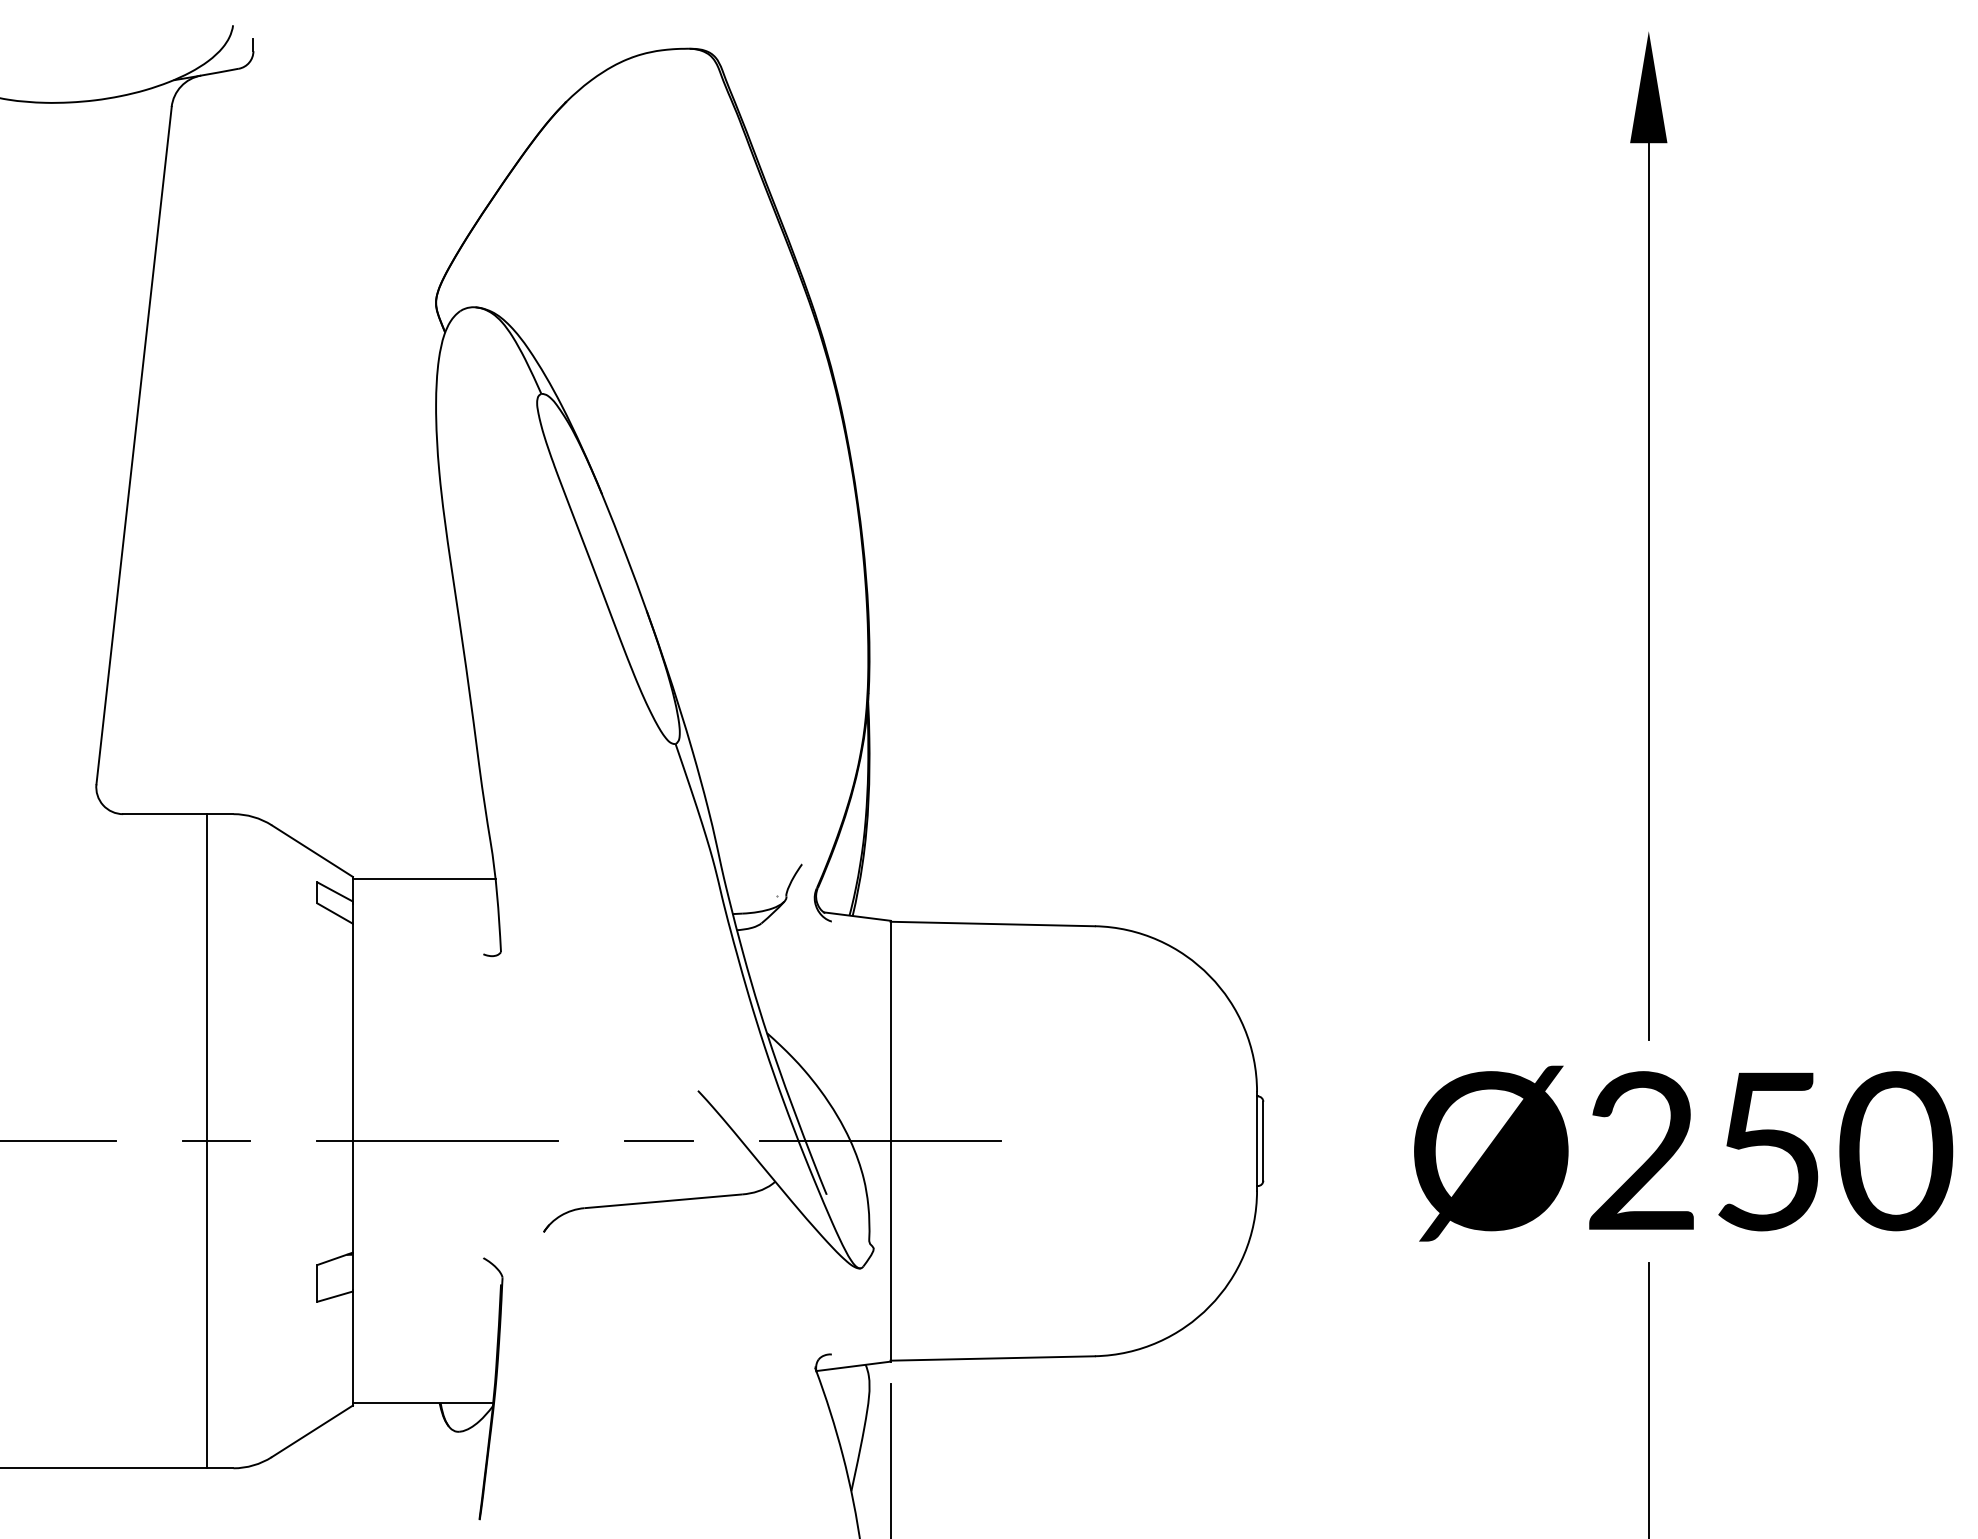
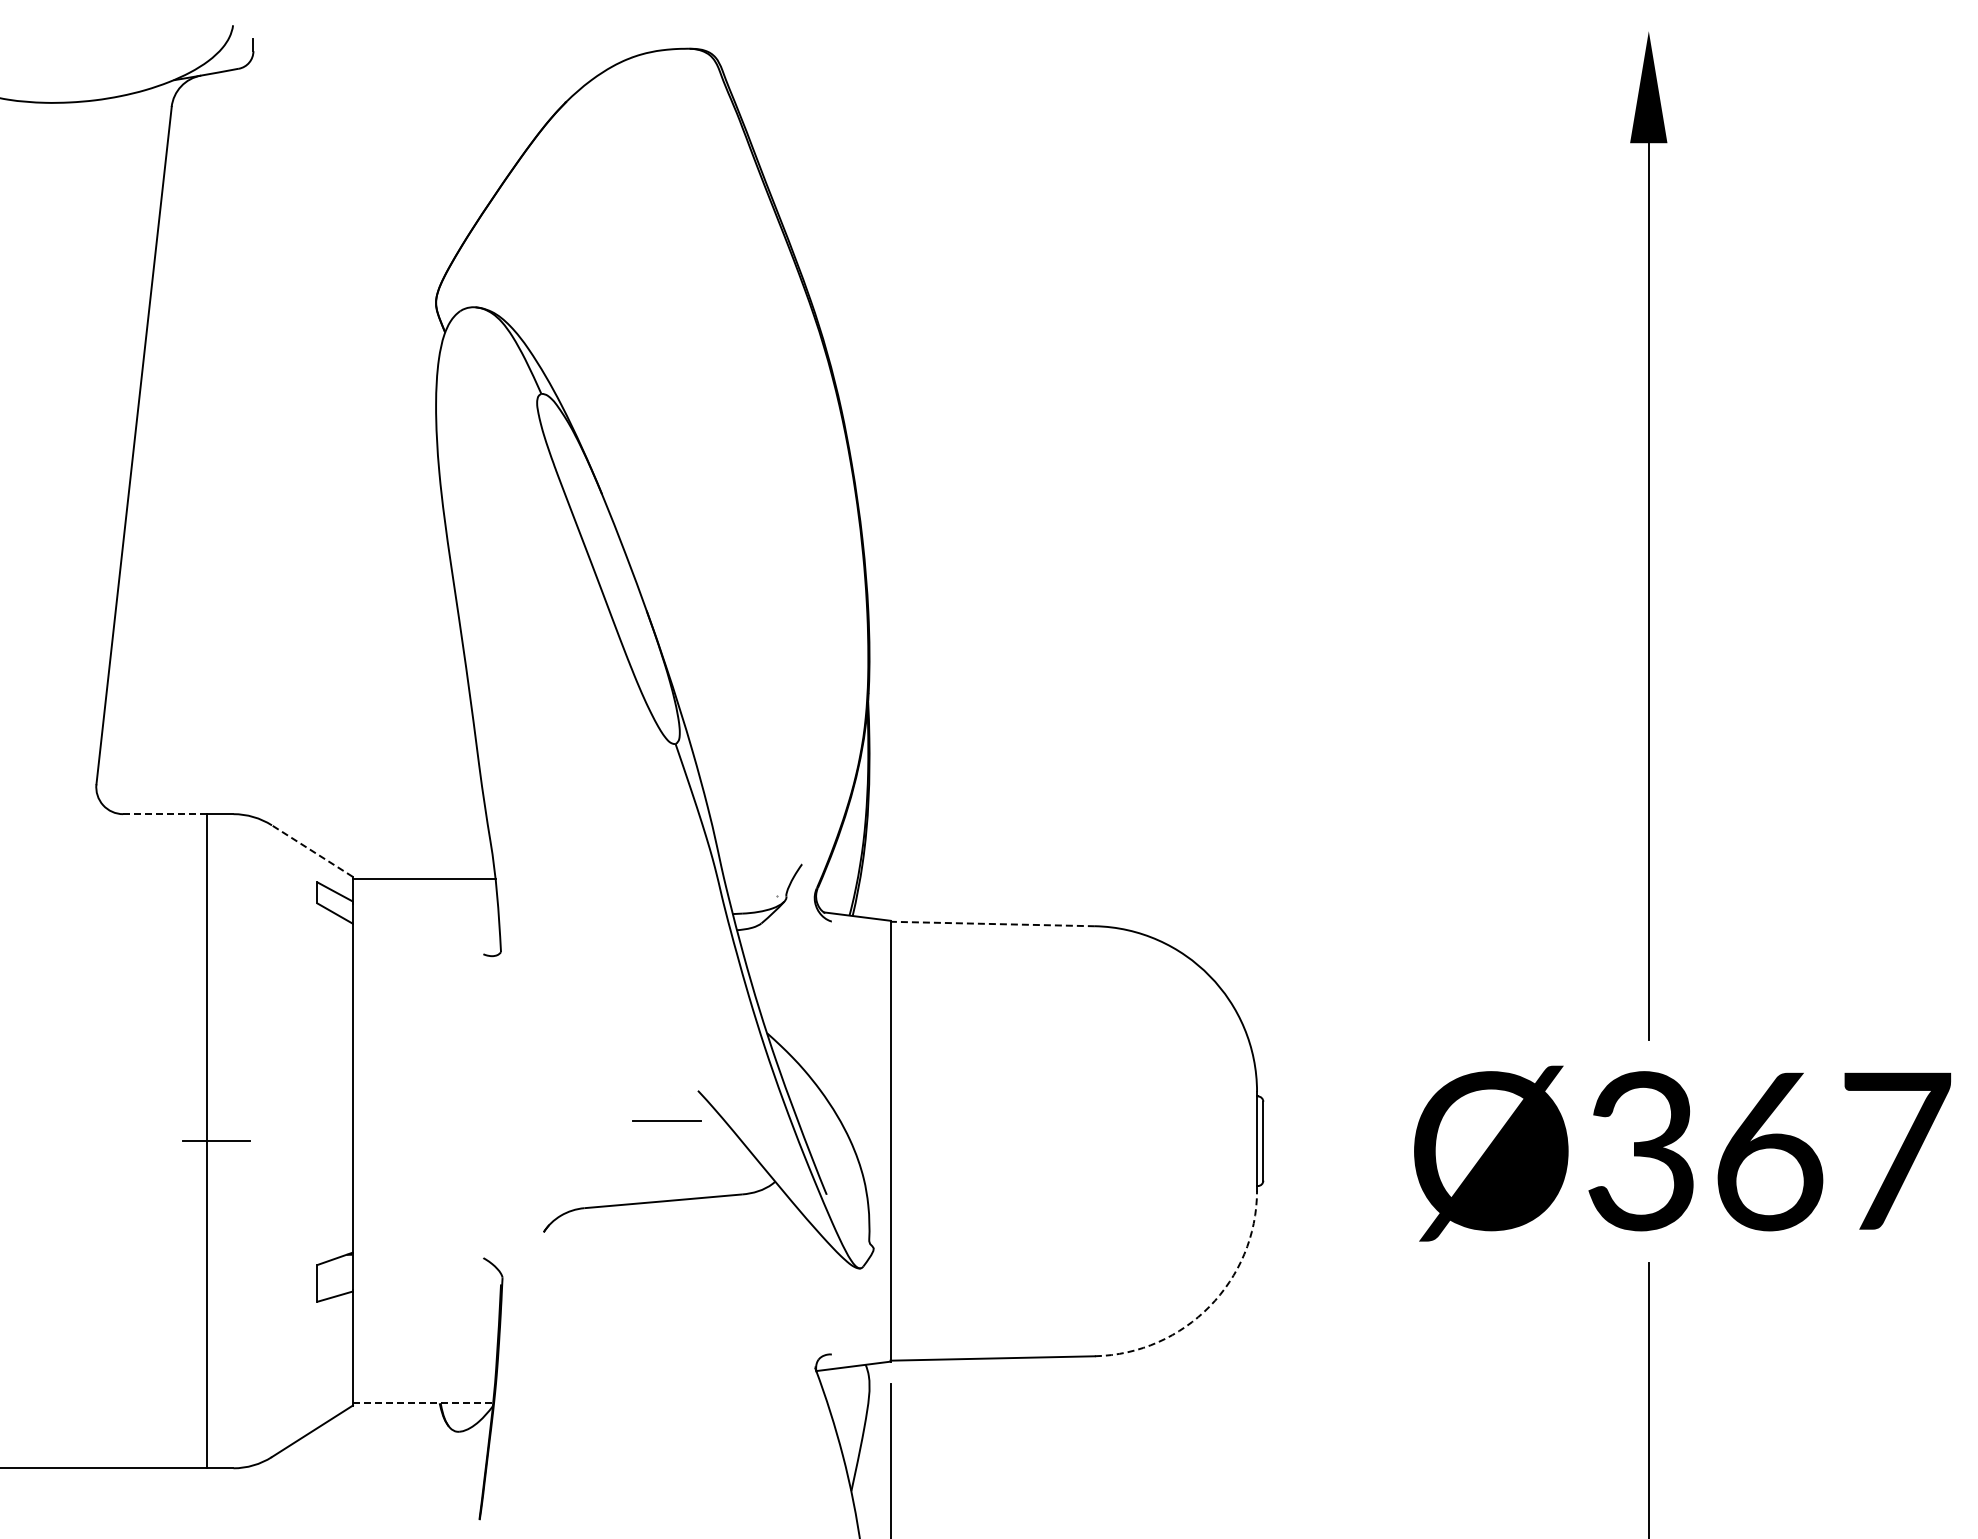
line: solid -> dashed (165, 814)
line: solid -> dashed (312, 850)
line: solid -> dashed (992, 924)
line position: (658, 1140) -> (666, 1120) (666, 1120)
line: present -> none (58, 1141)
line: present -> none (437, 1141)
line: present -> none (879, 1141)
text: Ø250 -> Ø367 (1770, 1151)
arc: solid -> dashed (1209, 1306)
line: solid -> dashed (423, 1403)
